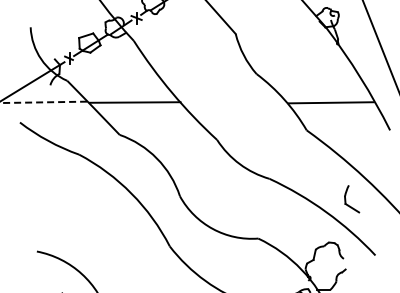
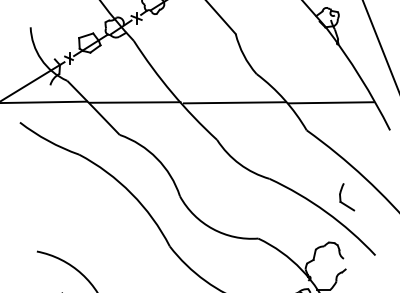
line: dashed -> solid (44, 102)
line: none -> present (234, 102)
part position: (352, 199) -> (347, 197) (347, 197)
